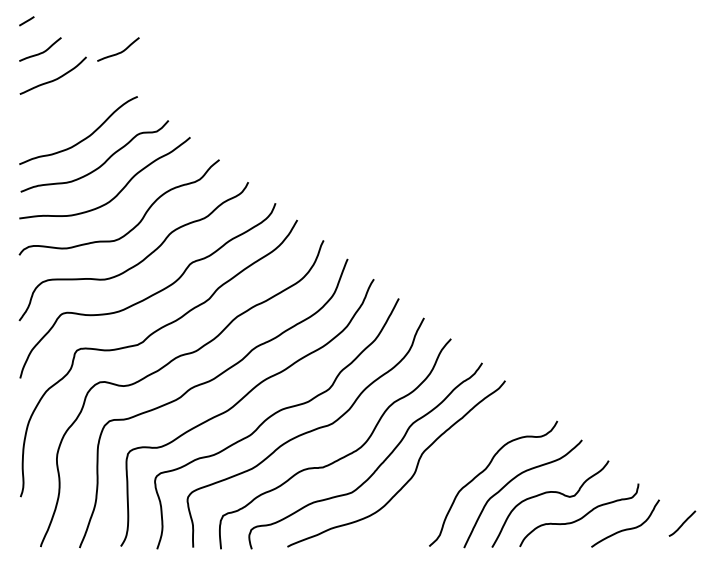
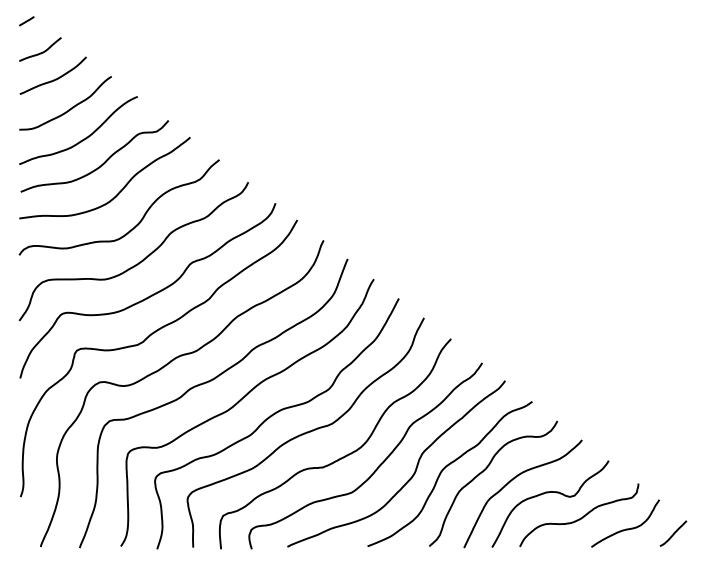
curve: present -> none (120, 51)
curve: none -> present (69, 108)
curve: none -> present (445, 468)
curve position: (682, 523) -> (673, 533) (673, 533)
